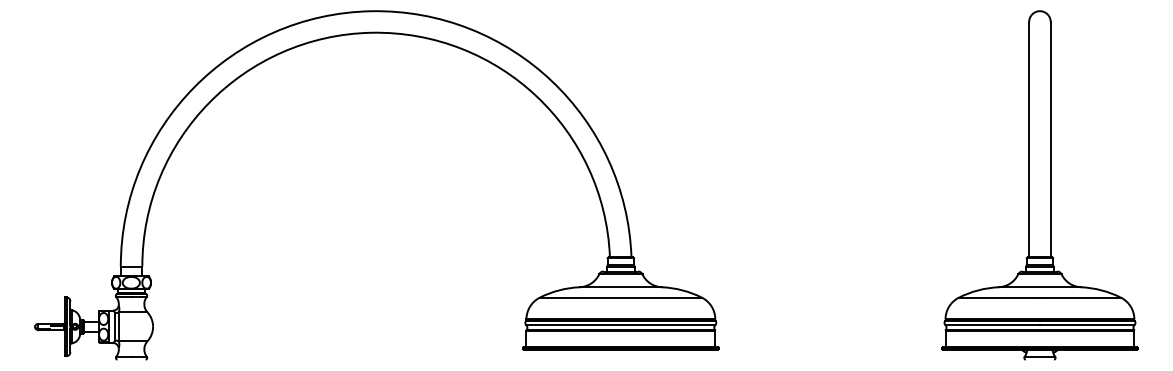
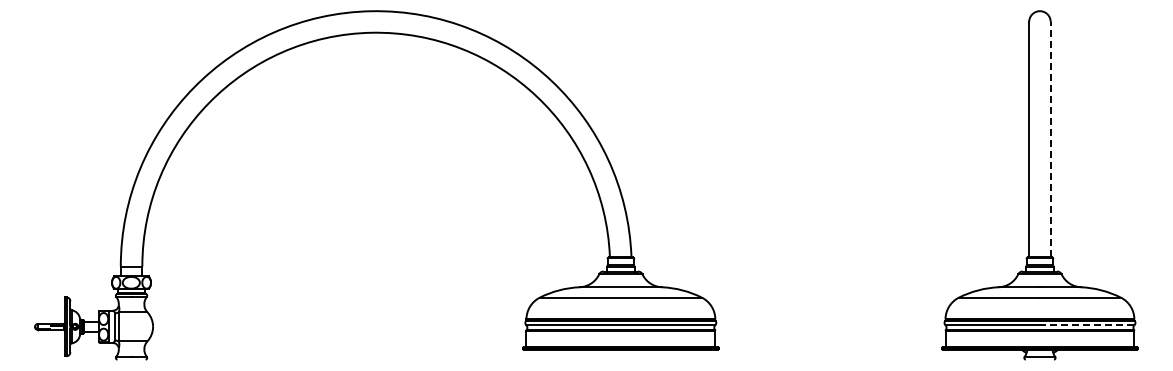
line: solid -> dashed (1050, 139)
line: solid -> dashed (1086, 325)
